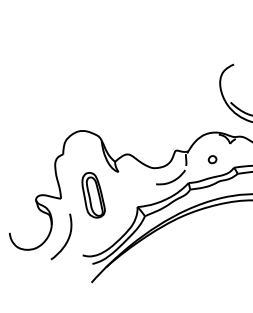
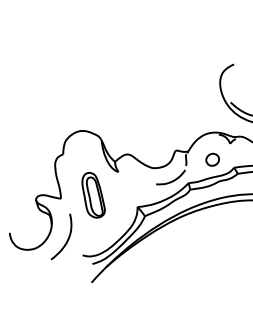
part size: 11x10 px -> 15x15 px (212, 159)
